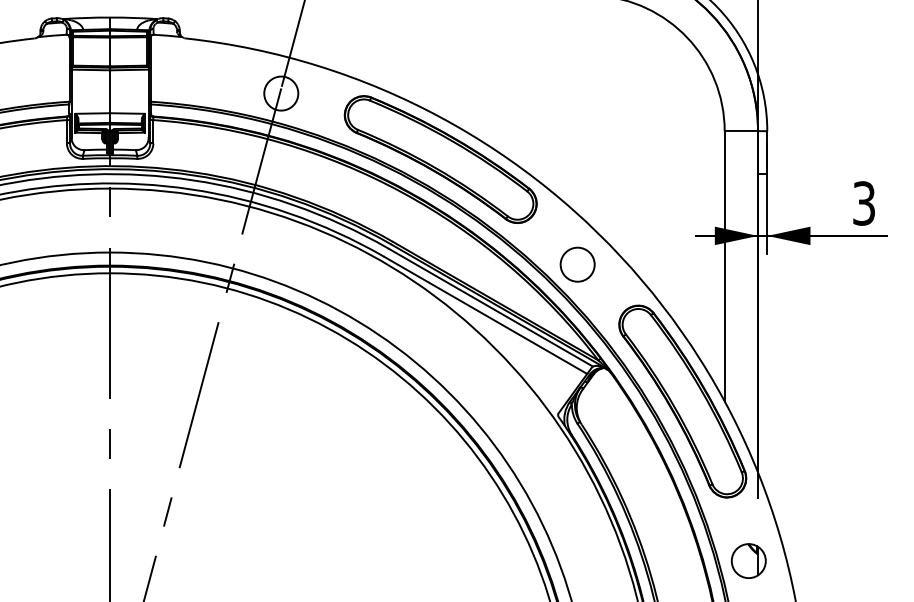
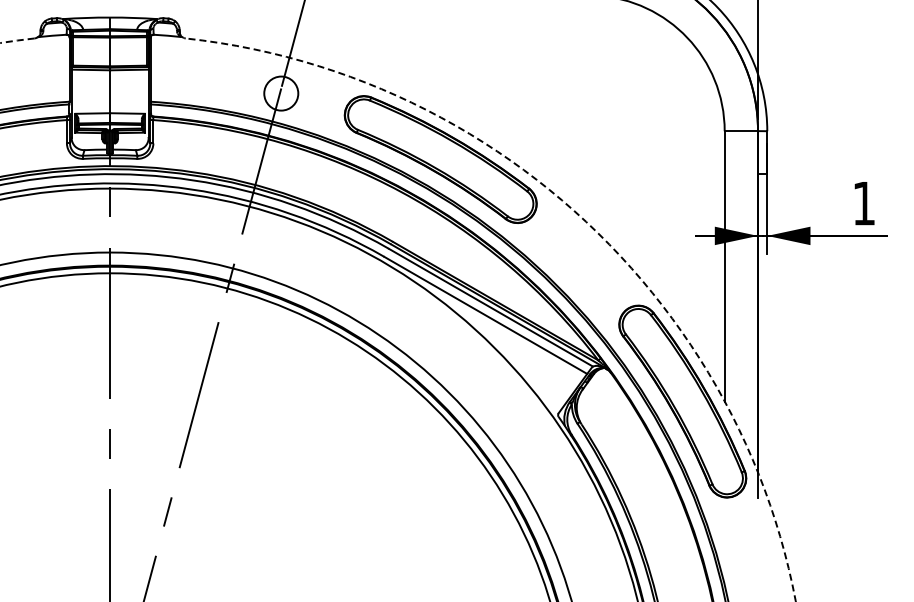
text: 3 -> 1 (863, 203)
arc: solid -> dashed (597, 233)
circle: present -> none (577, 264)
part: present -> none (748, 560)
